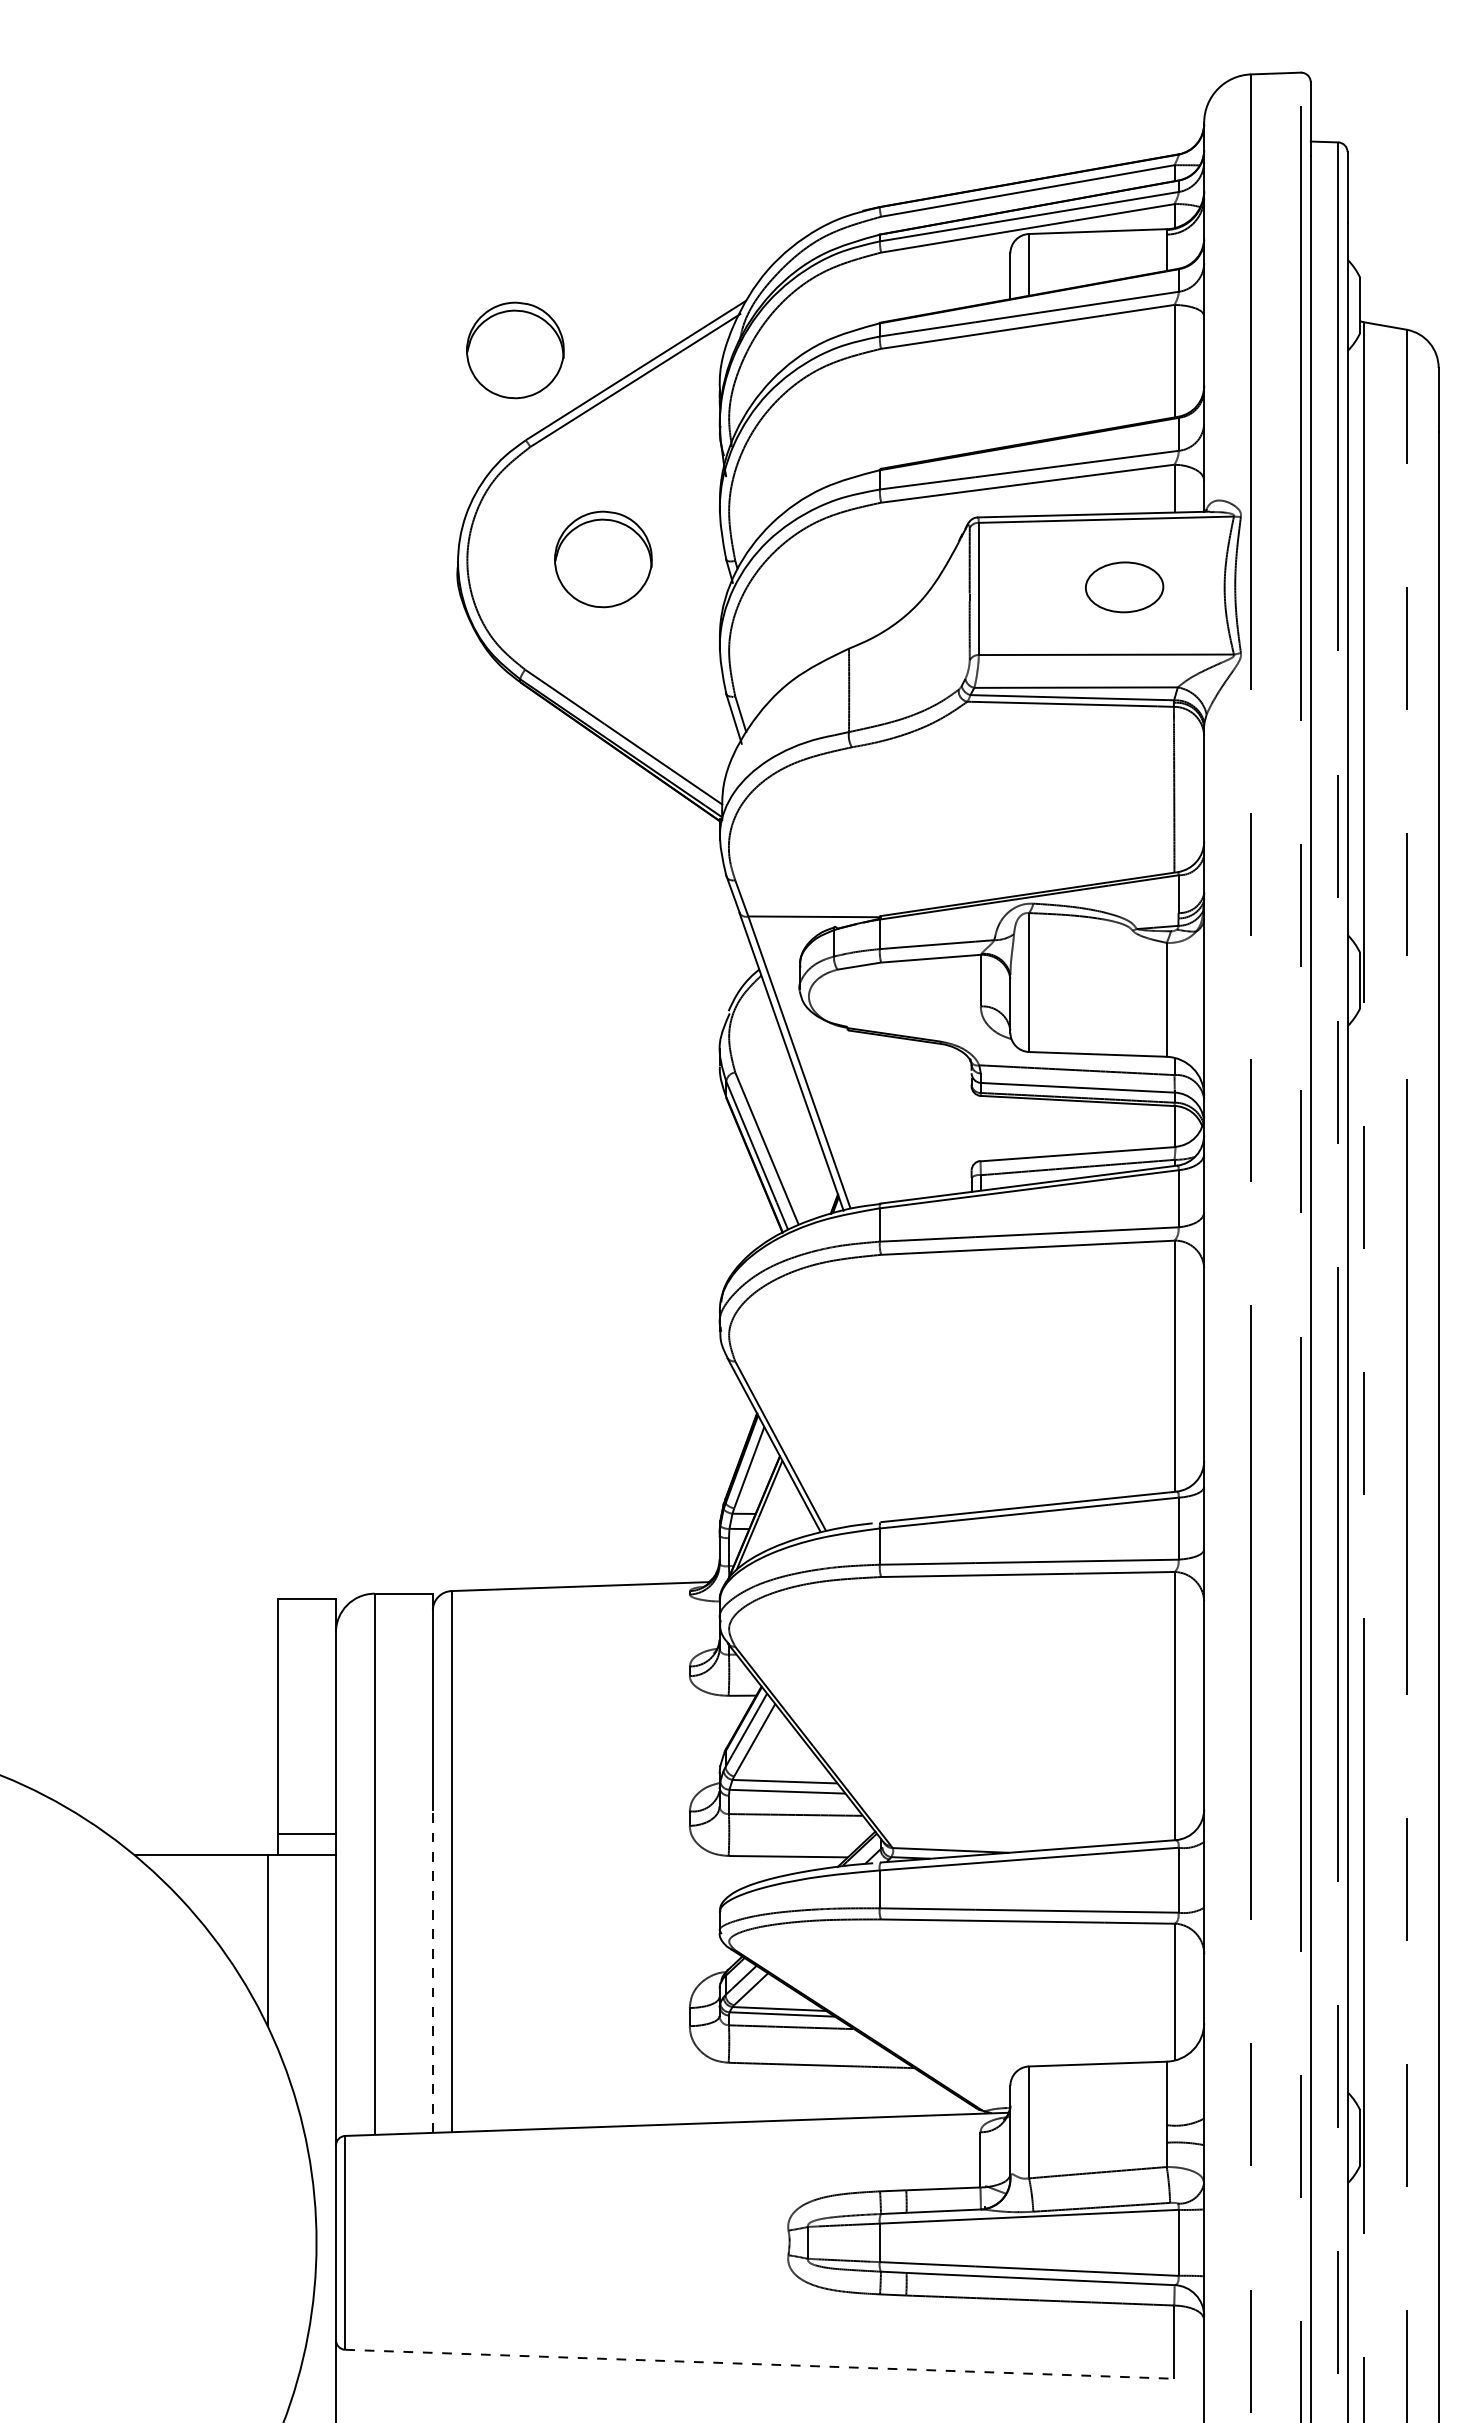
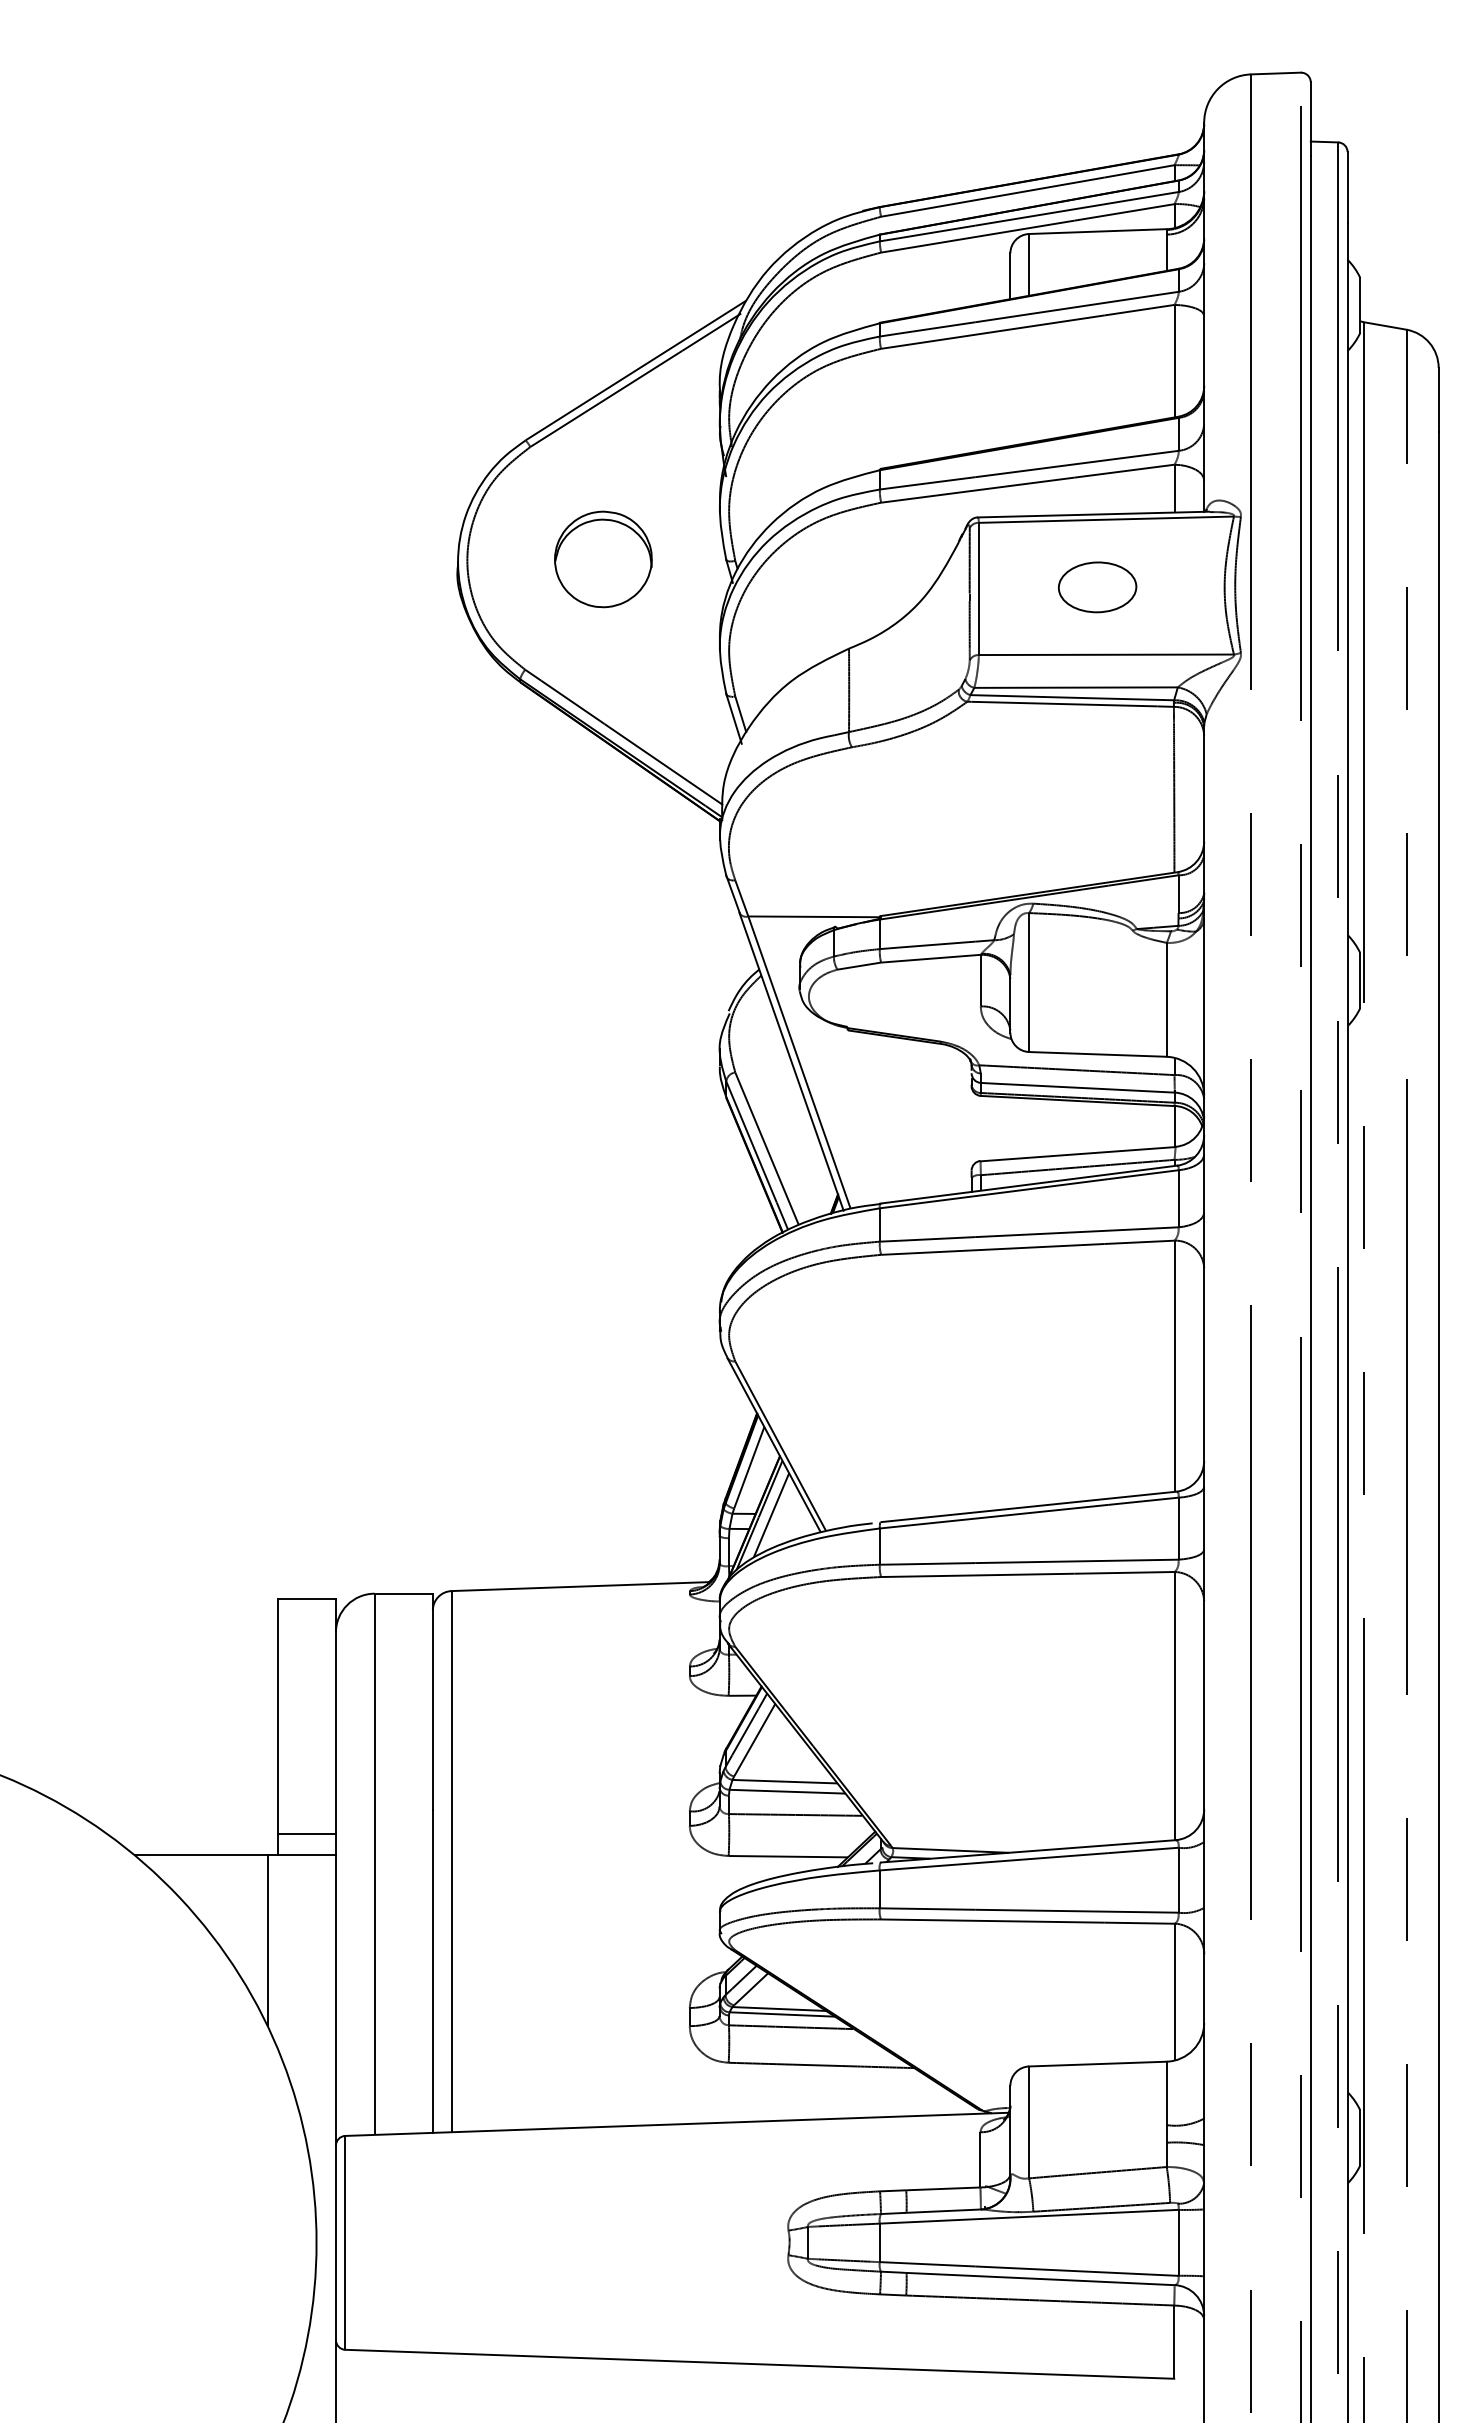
part: present -> none (515, 350)
part position: (1124, 587) -> (1097, 587) (1097, 587)
line: none -> present (771, 1515)
line: dashed -> solid (432, 1971)
line: dashed -> solid (759, 2364)
